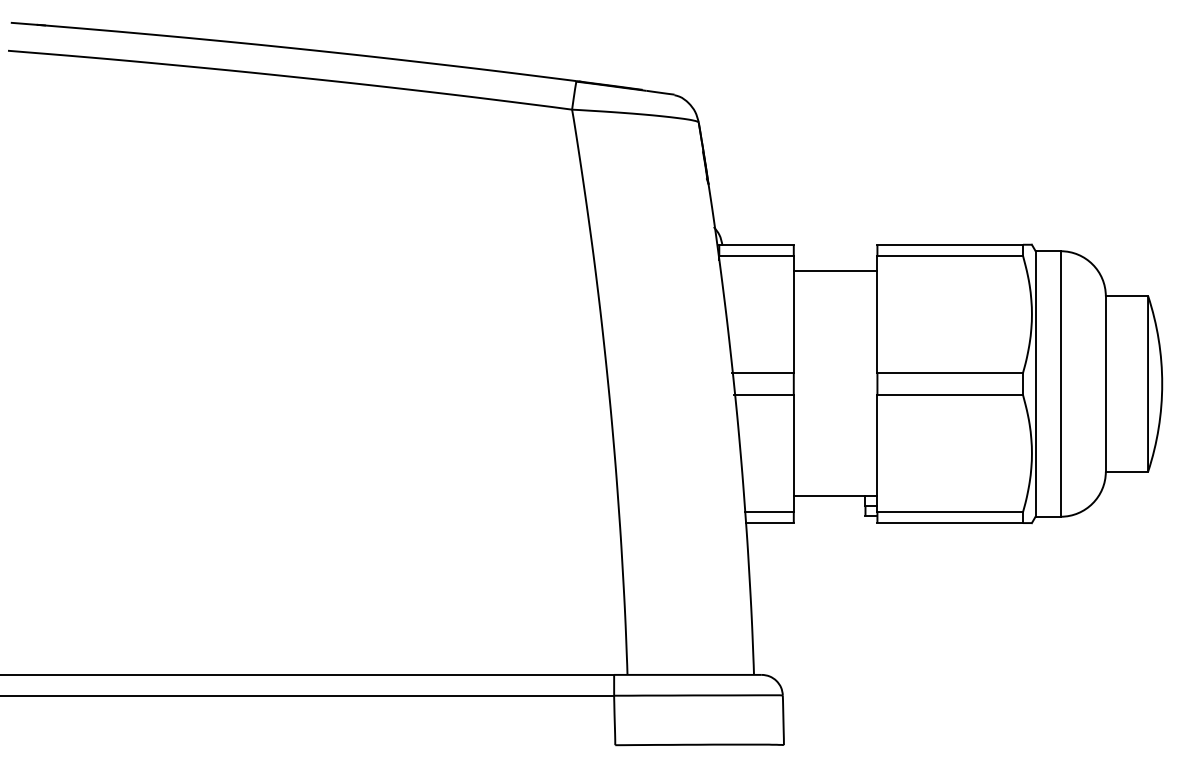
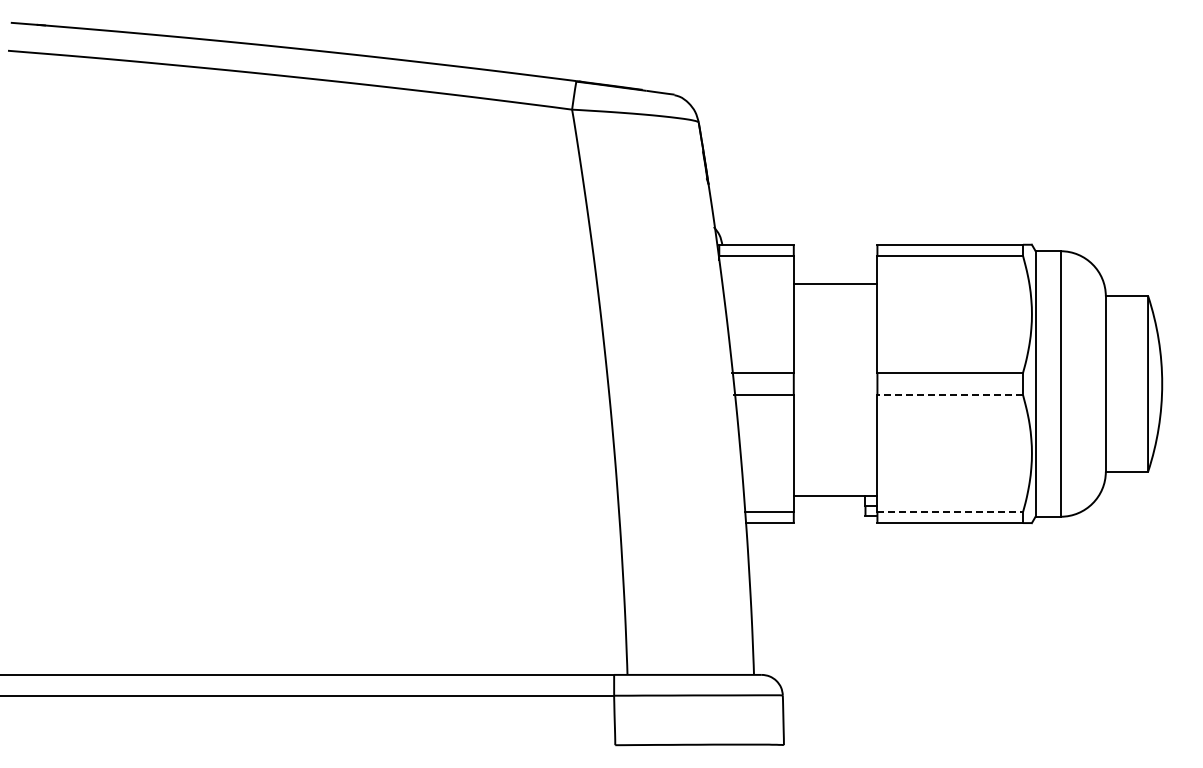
line position: (835, 271) -> (835, 284) (835, 284)
line: solid -> dashed (950, 395)
line: solid -> dashed (950, 511)
